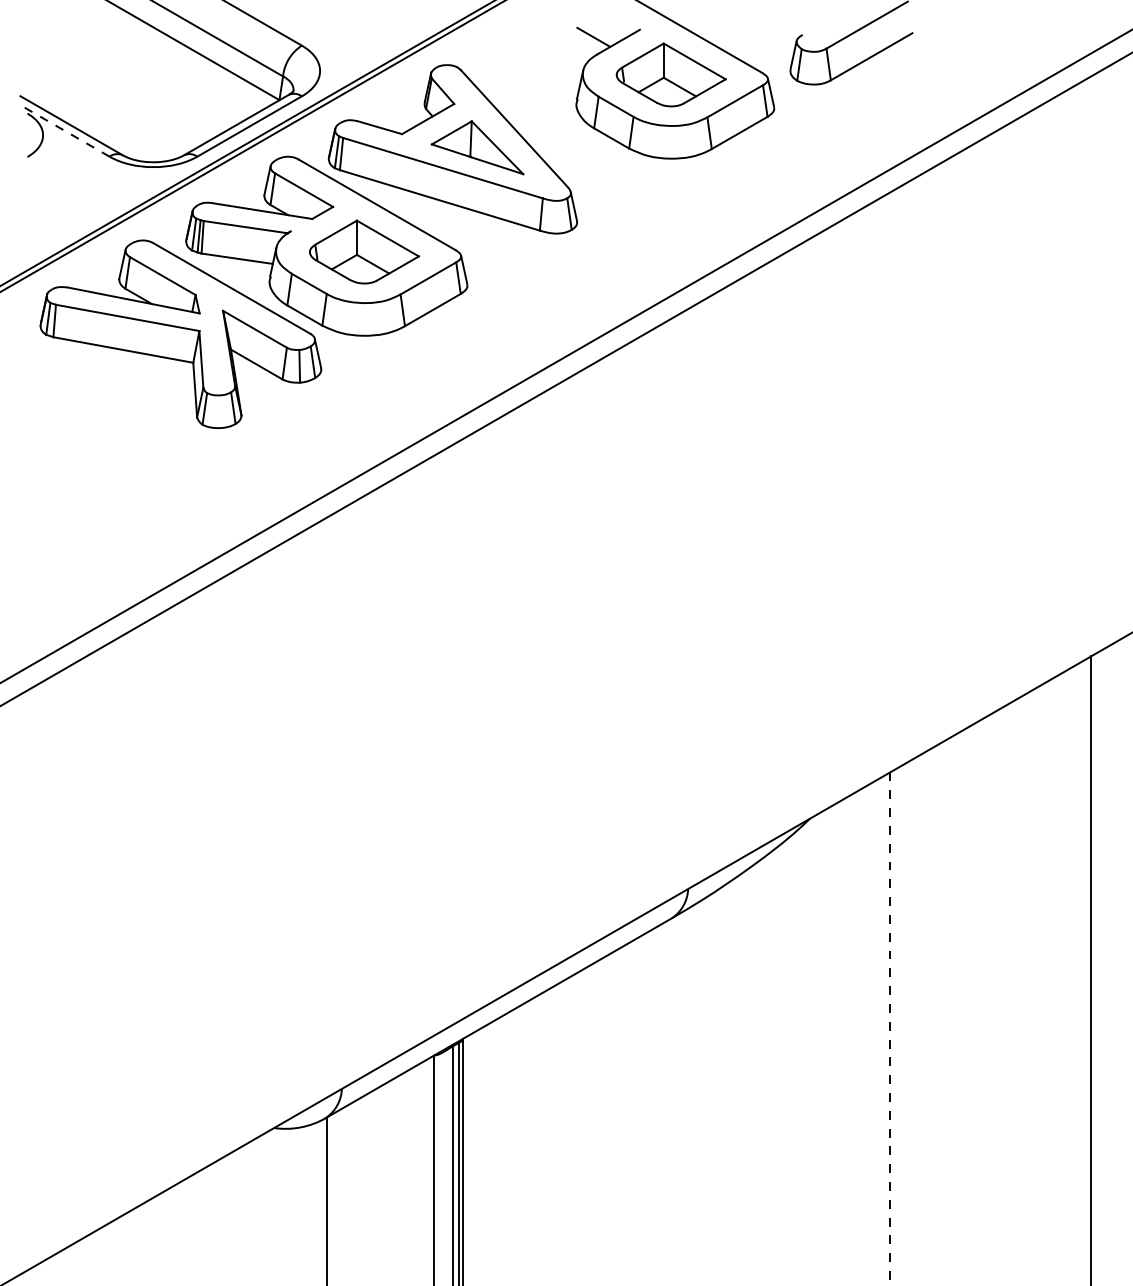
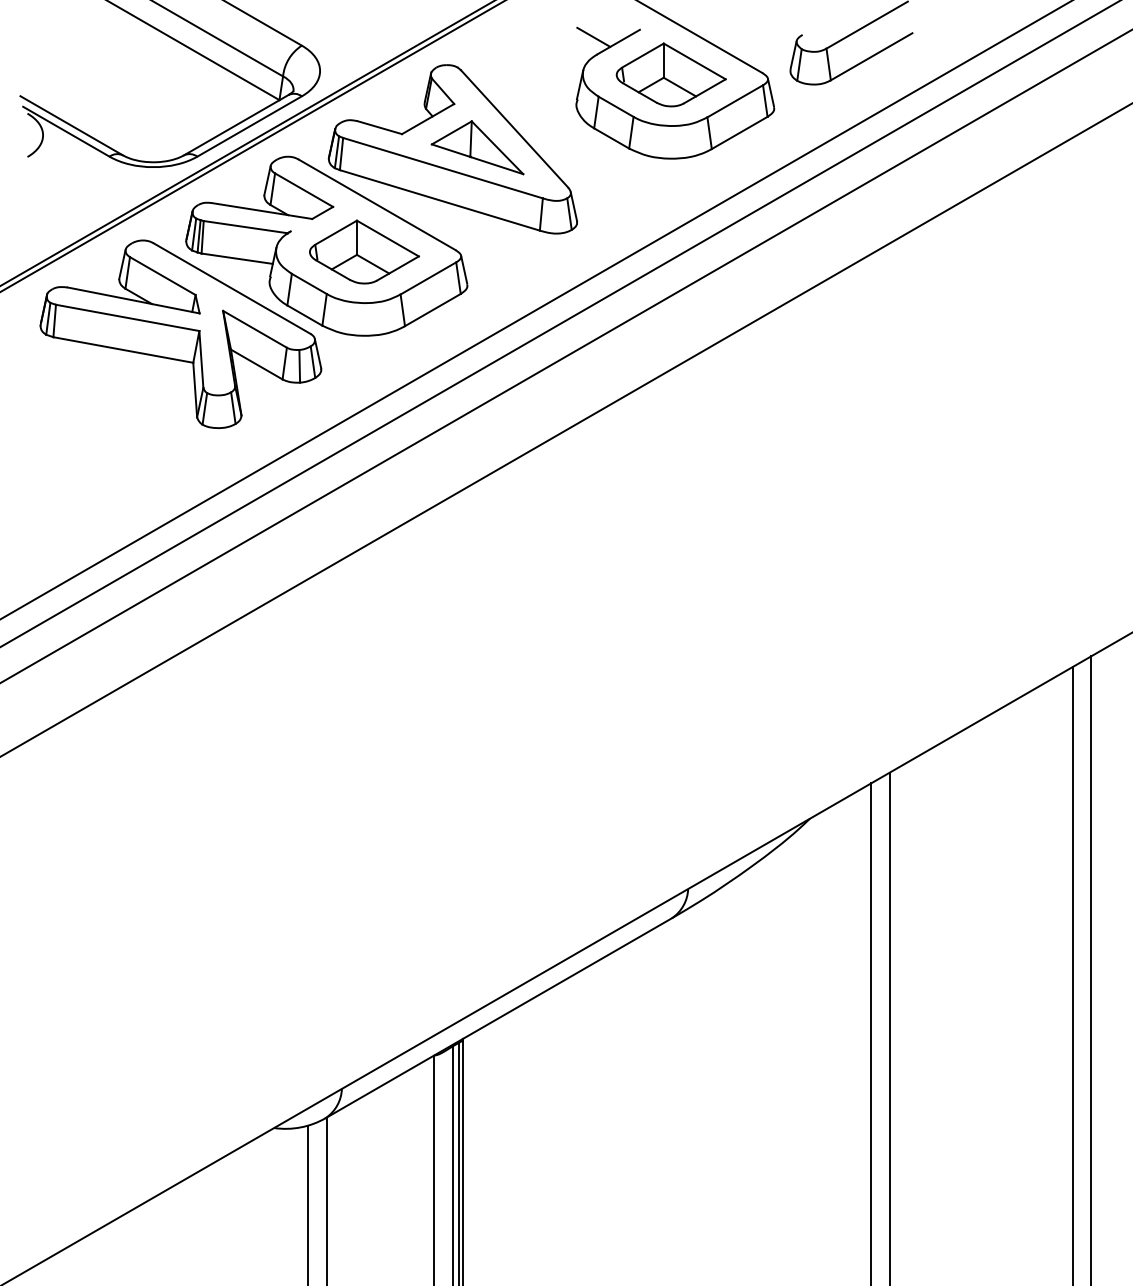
line: dashed -> solid (66, 131)
line: none -> present (535, 310)
line: none -> present (559, 324)
line position: (565, 379) -> (565, 429) (565, 429)
line: none -> present (1072, 974)
line: dashed -> solid (890, 1029)
line: none -> present (871, 1032)
line: none -> present (307, 1203)
